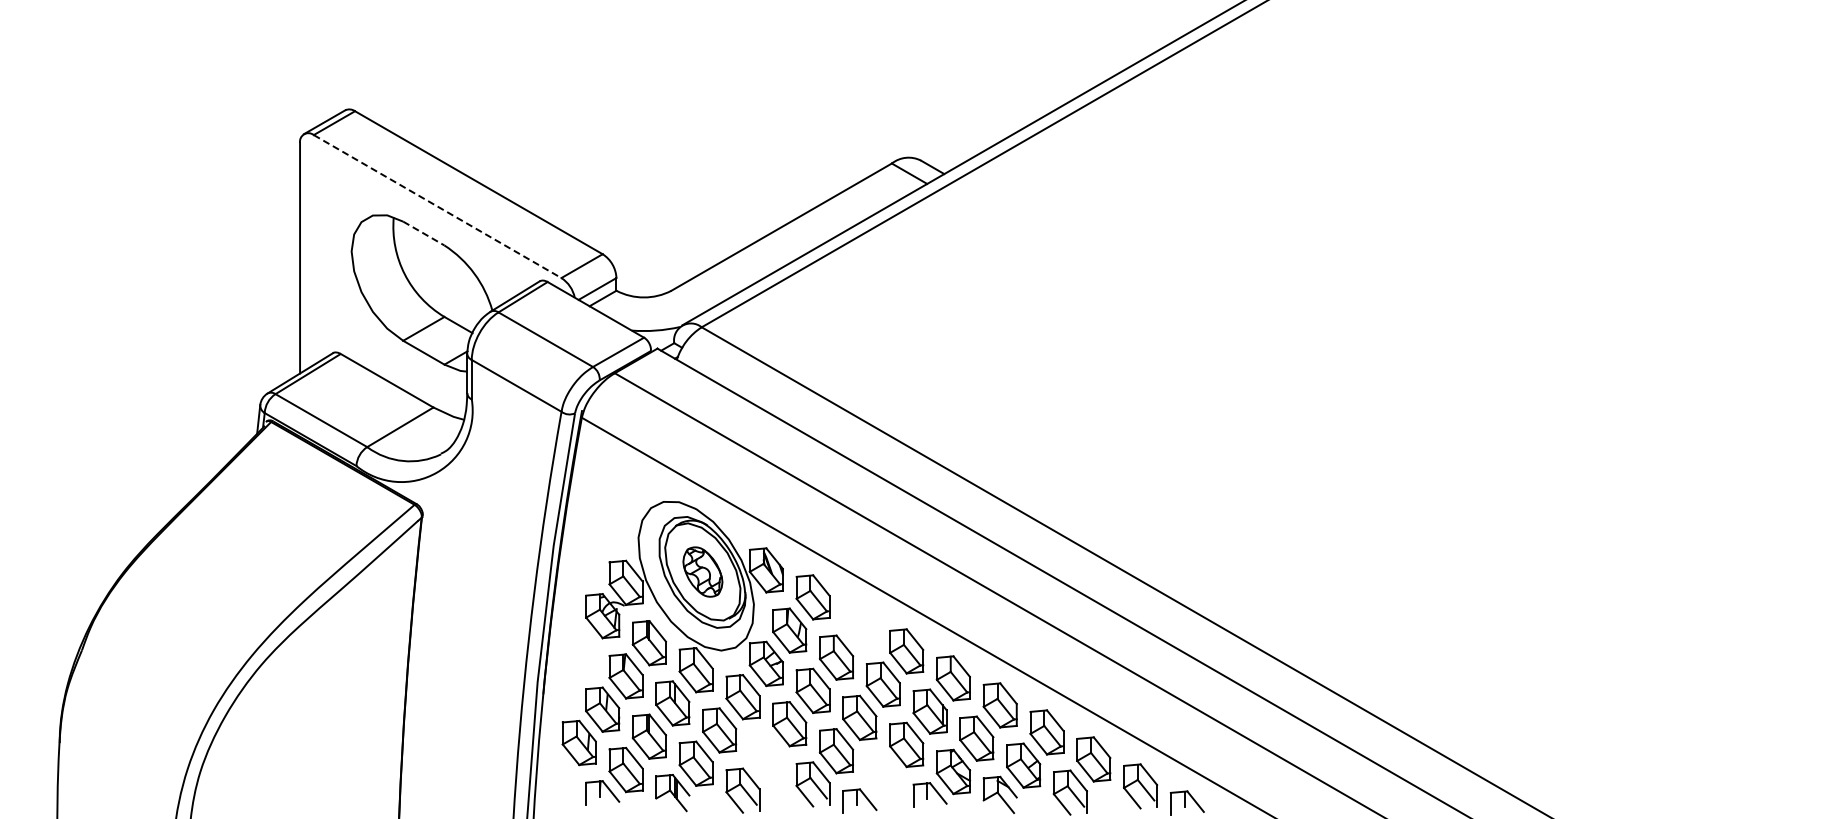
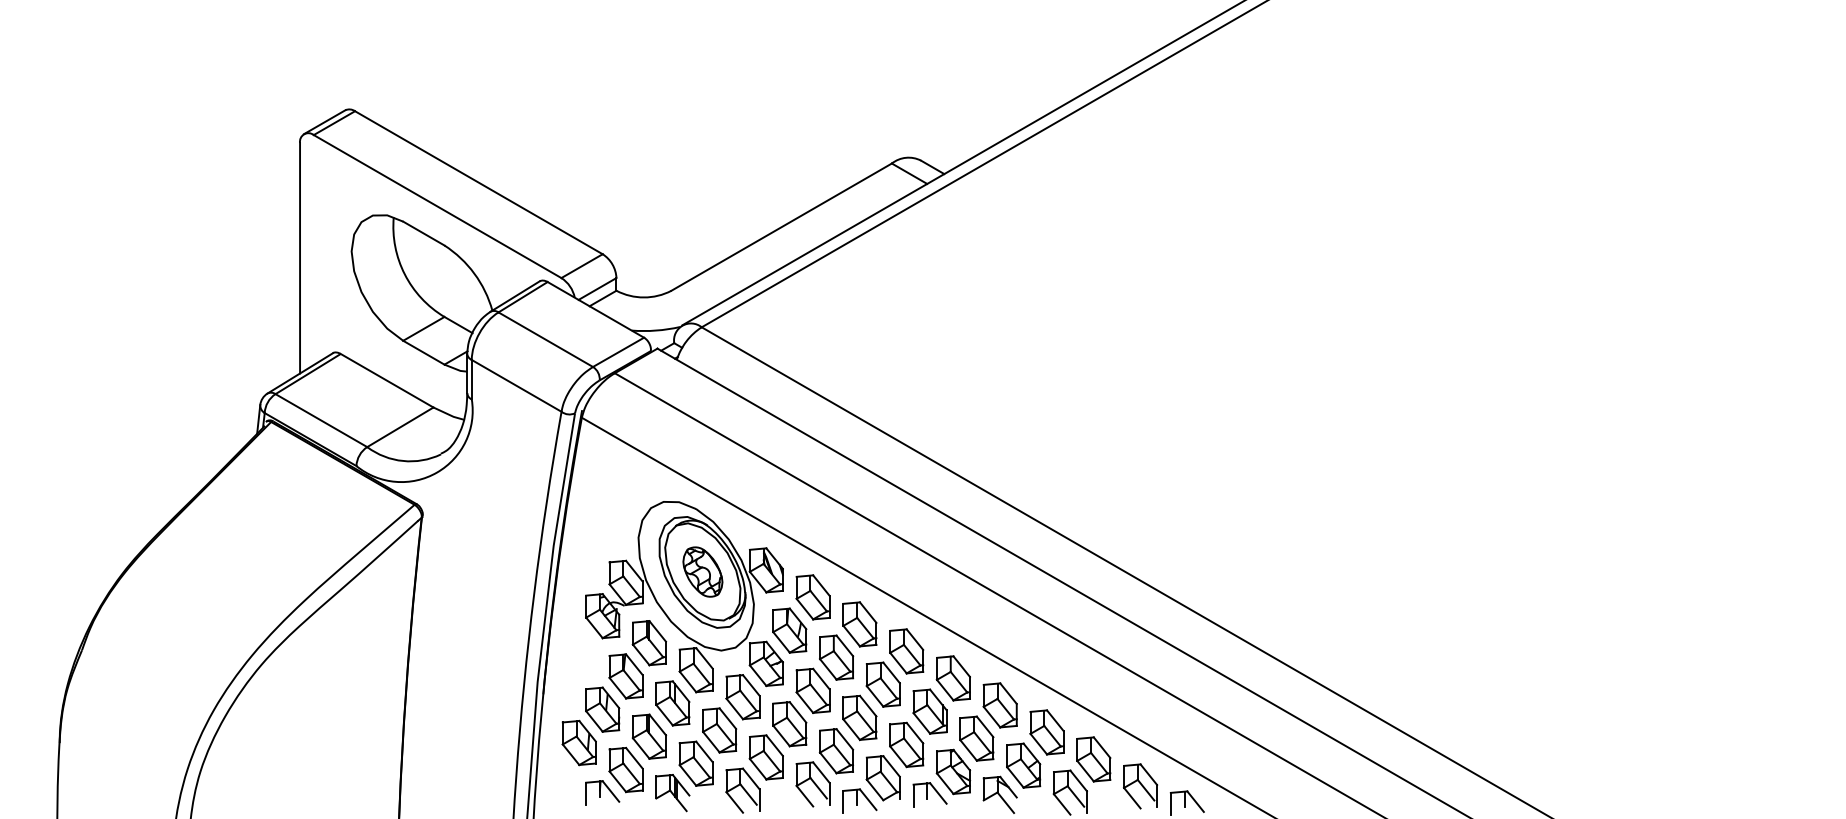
line: dashed -> solid (437, 206)
line: dashed -> solid (423, 233)
part: none -> present (859, 624)
part: none -> present (765, 757)
part: none -> present (882, 778)
